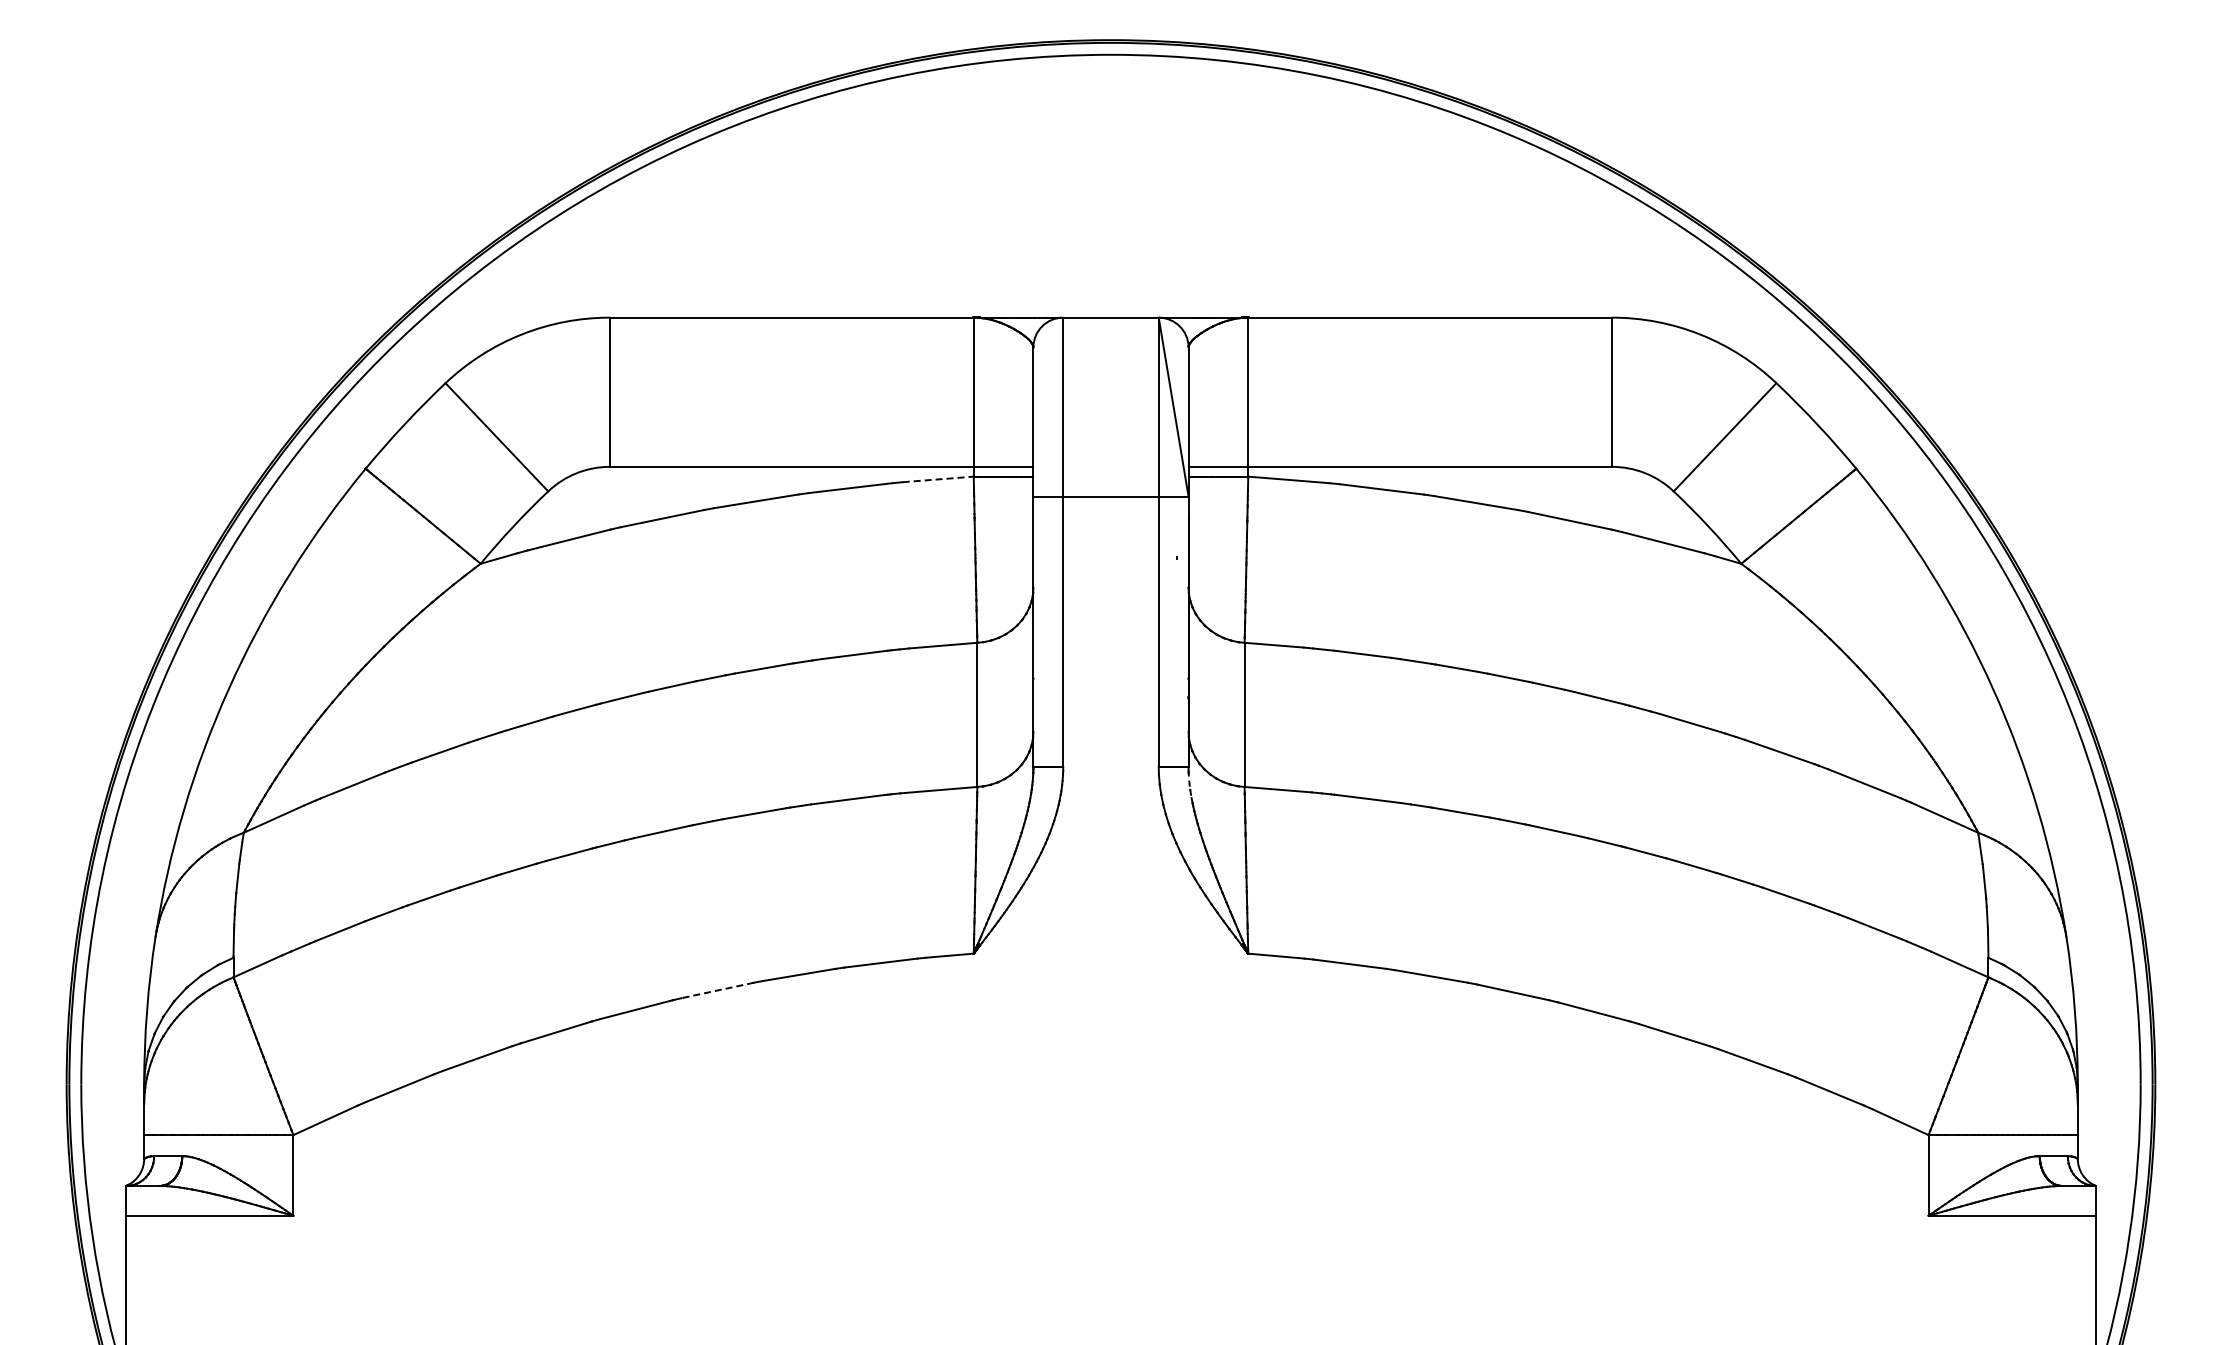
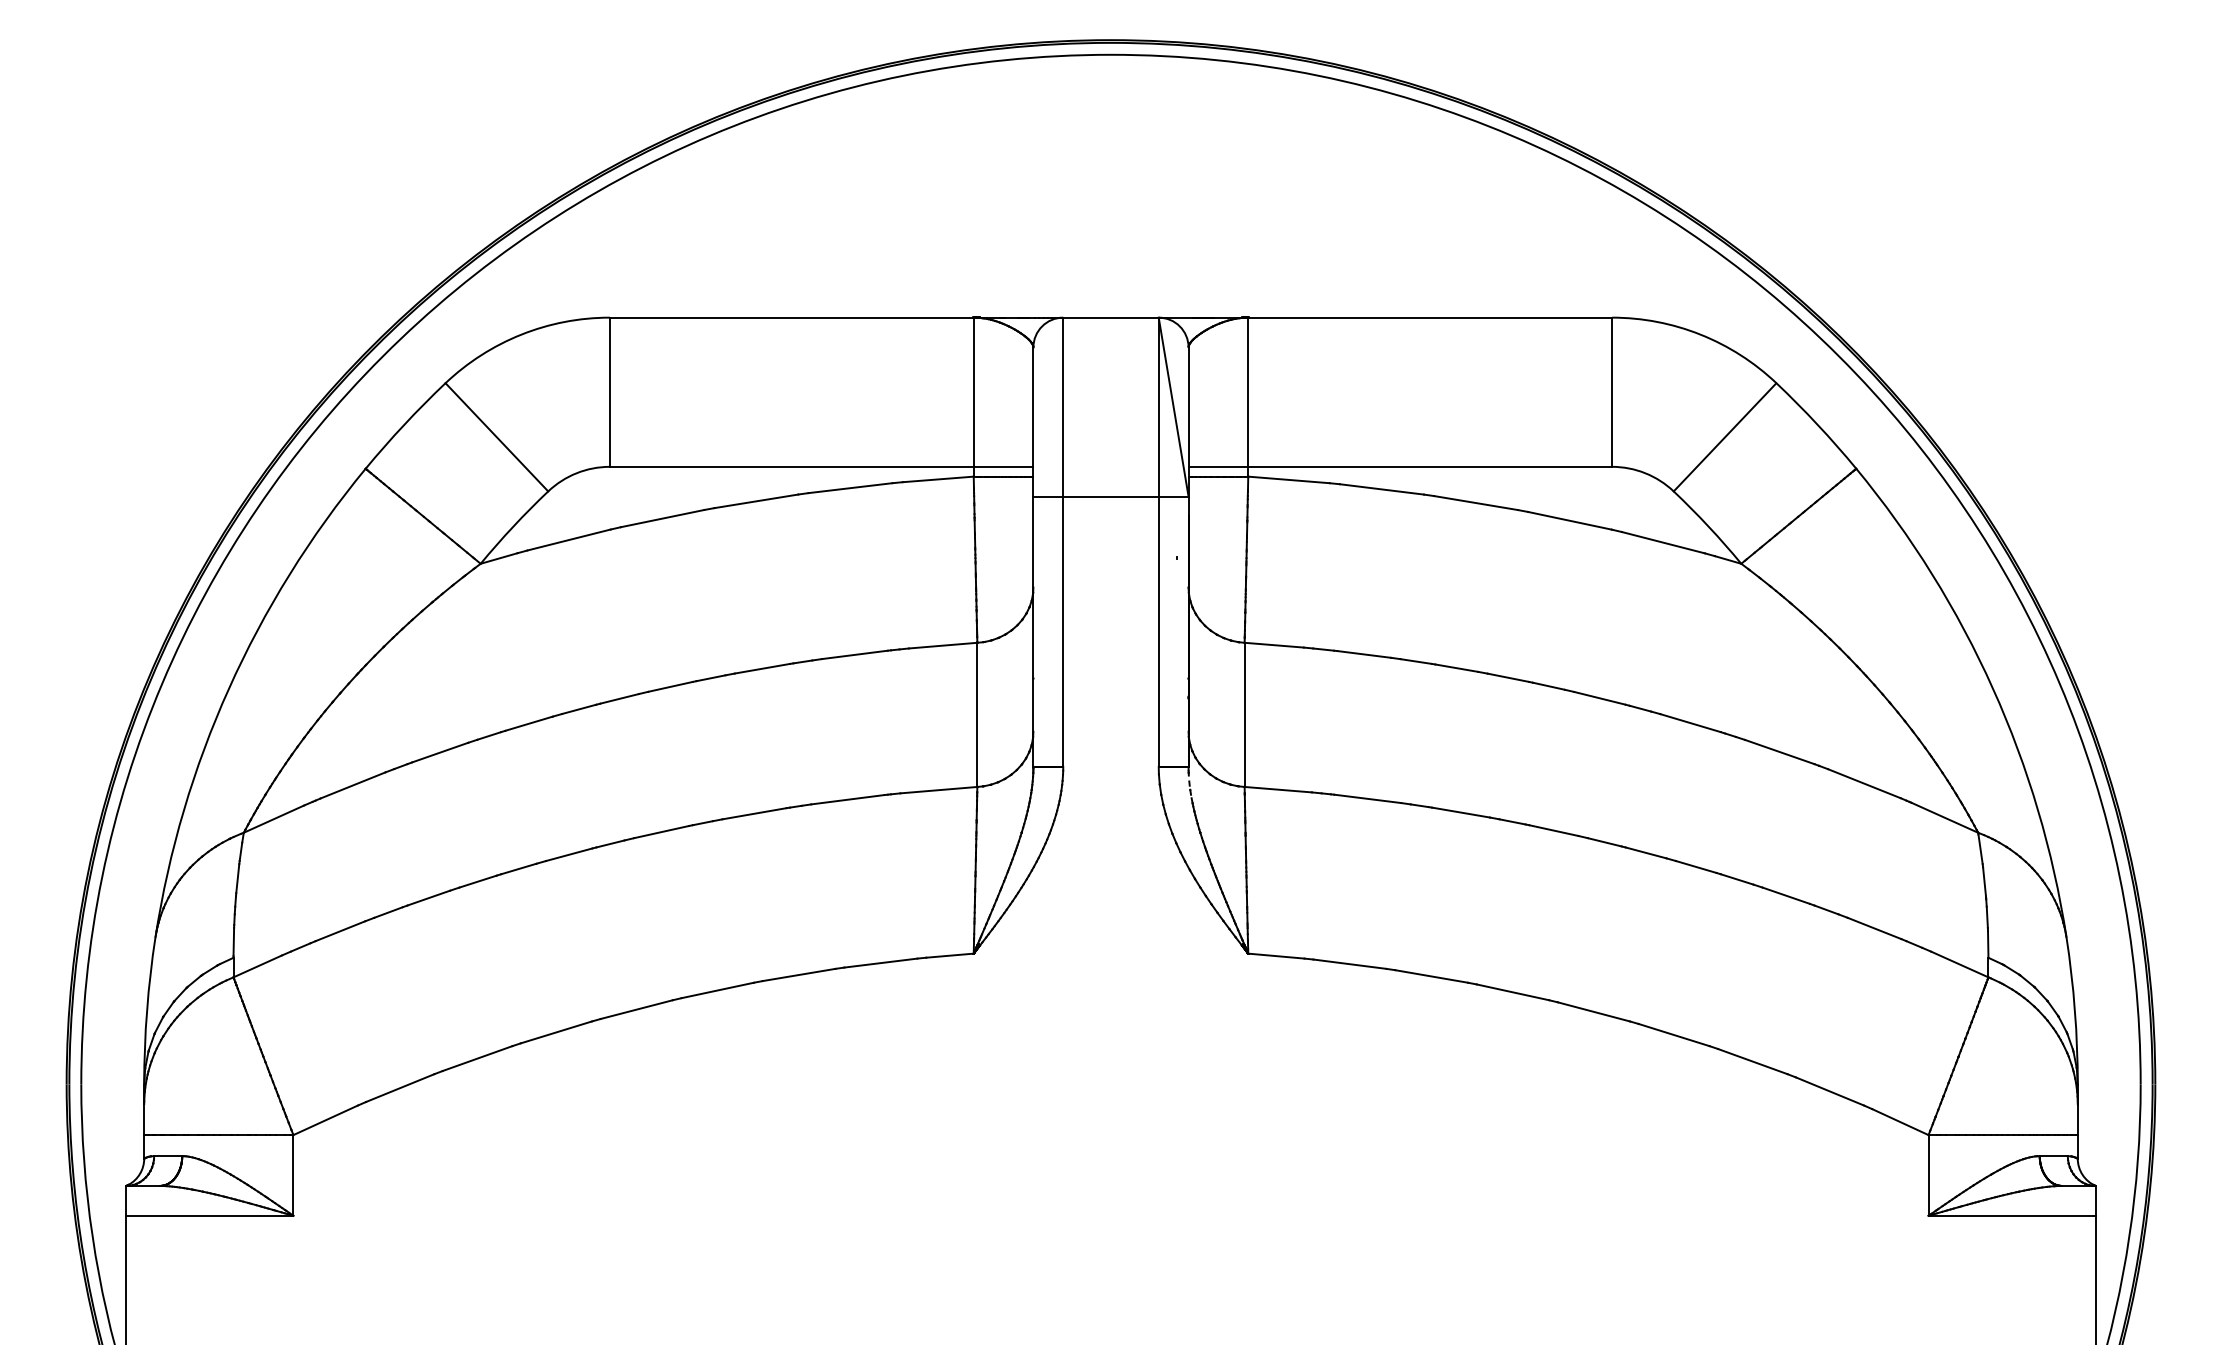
line: dashed -> solid (938, 479)
line: dashed -> solid (717, 990)
